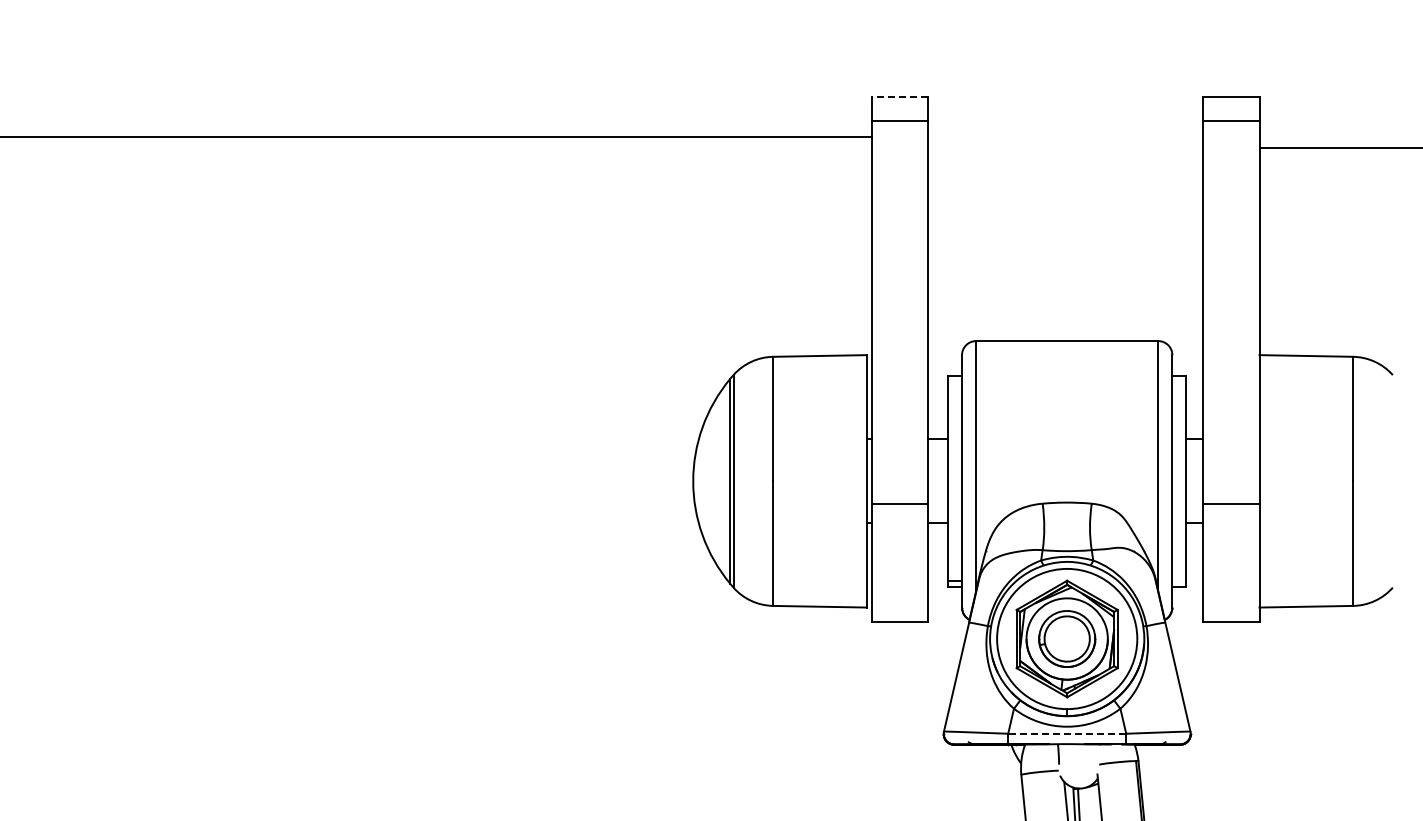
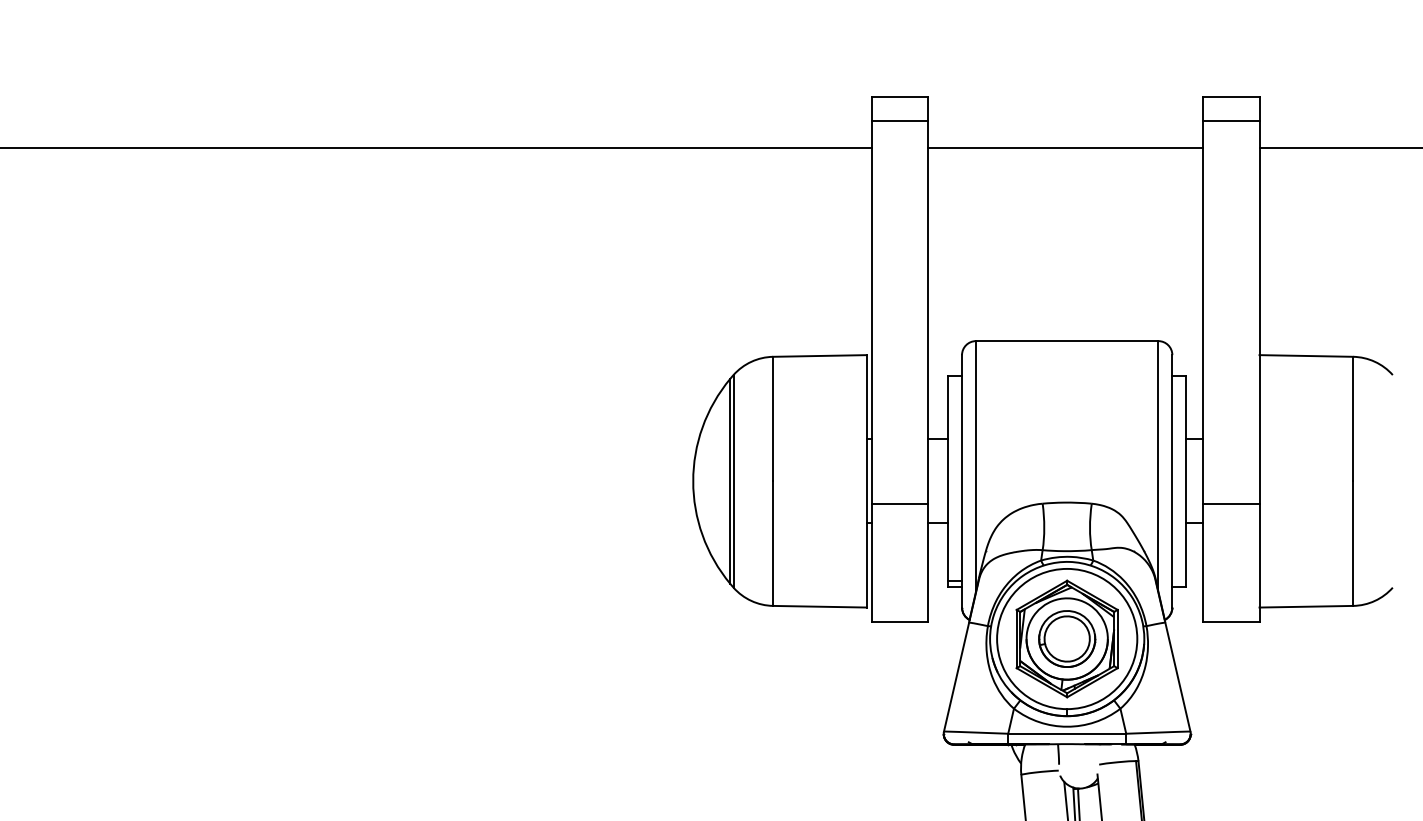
line: dashed -> solid (899, 96)
line position: (437, 136) -> (437, 147) (437, 147)
line: none -> present (1065, 147)
line: dashed -> solid (1067, 733)
